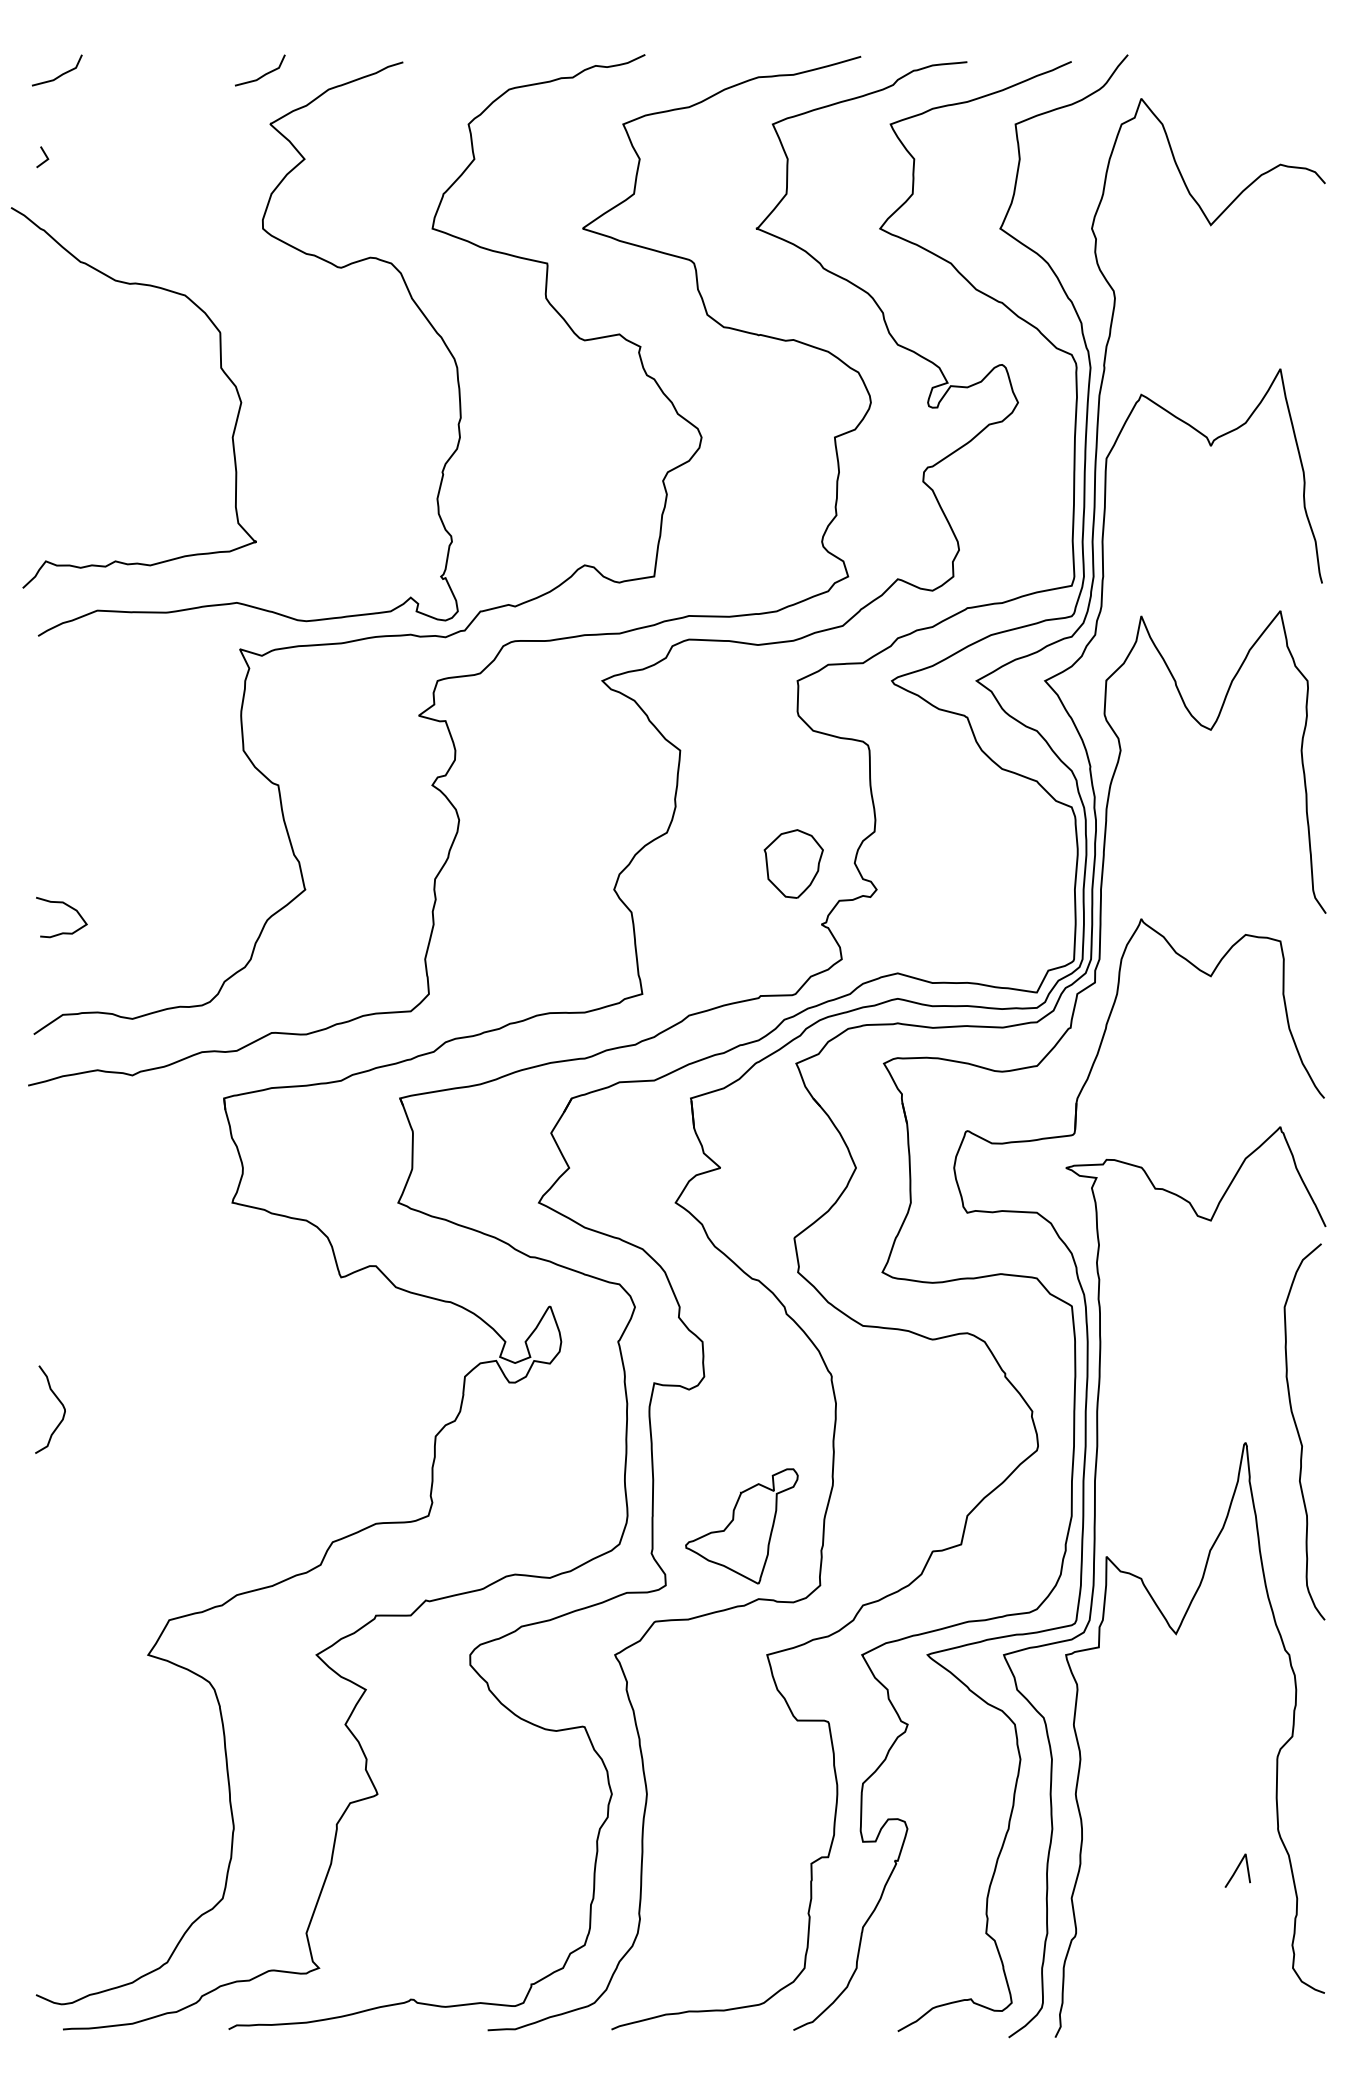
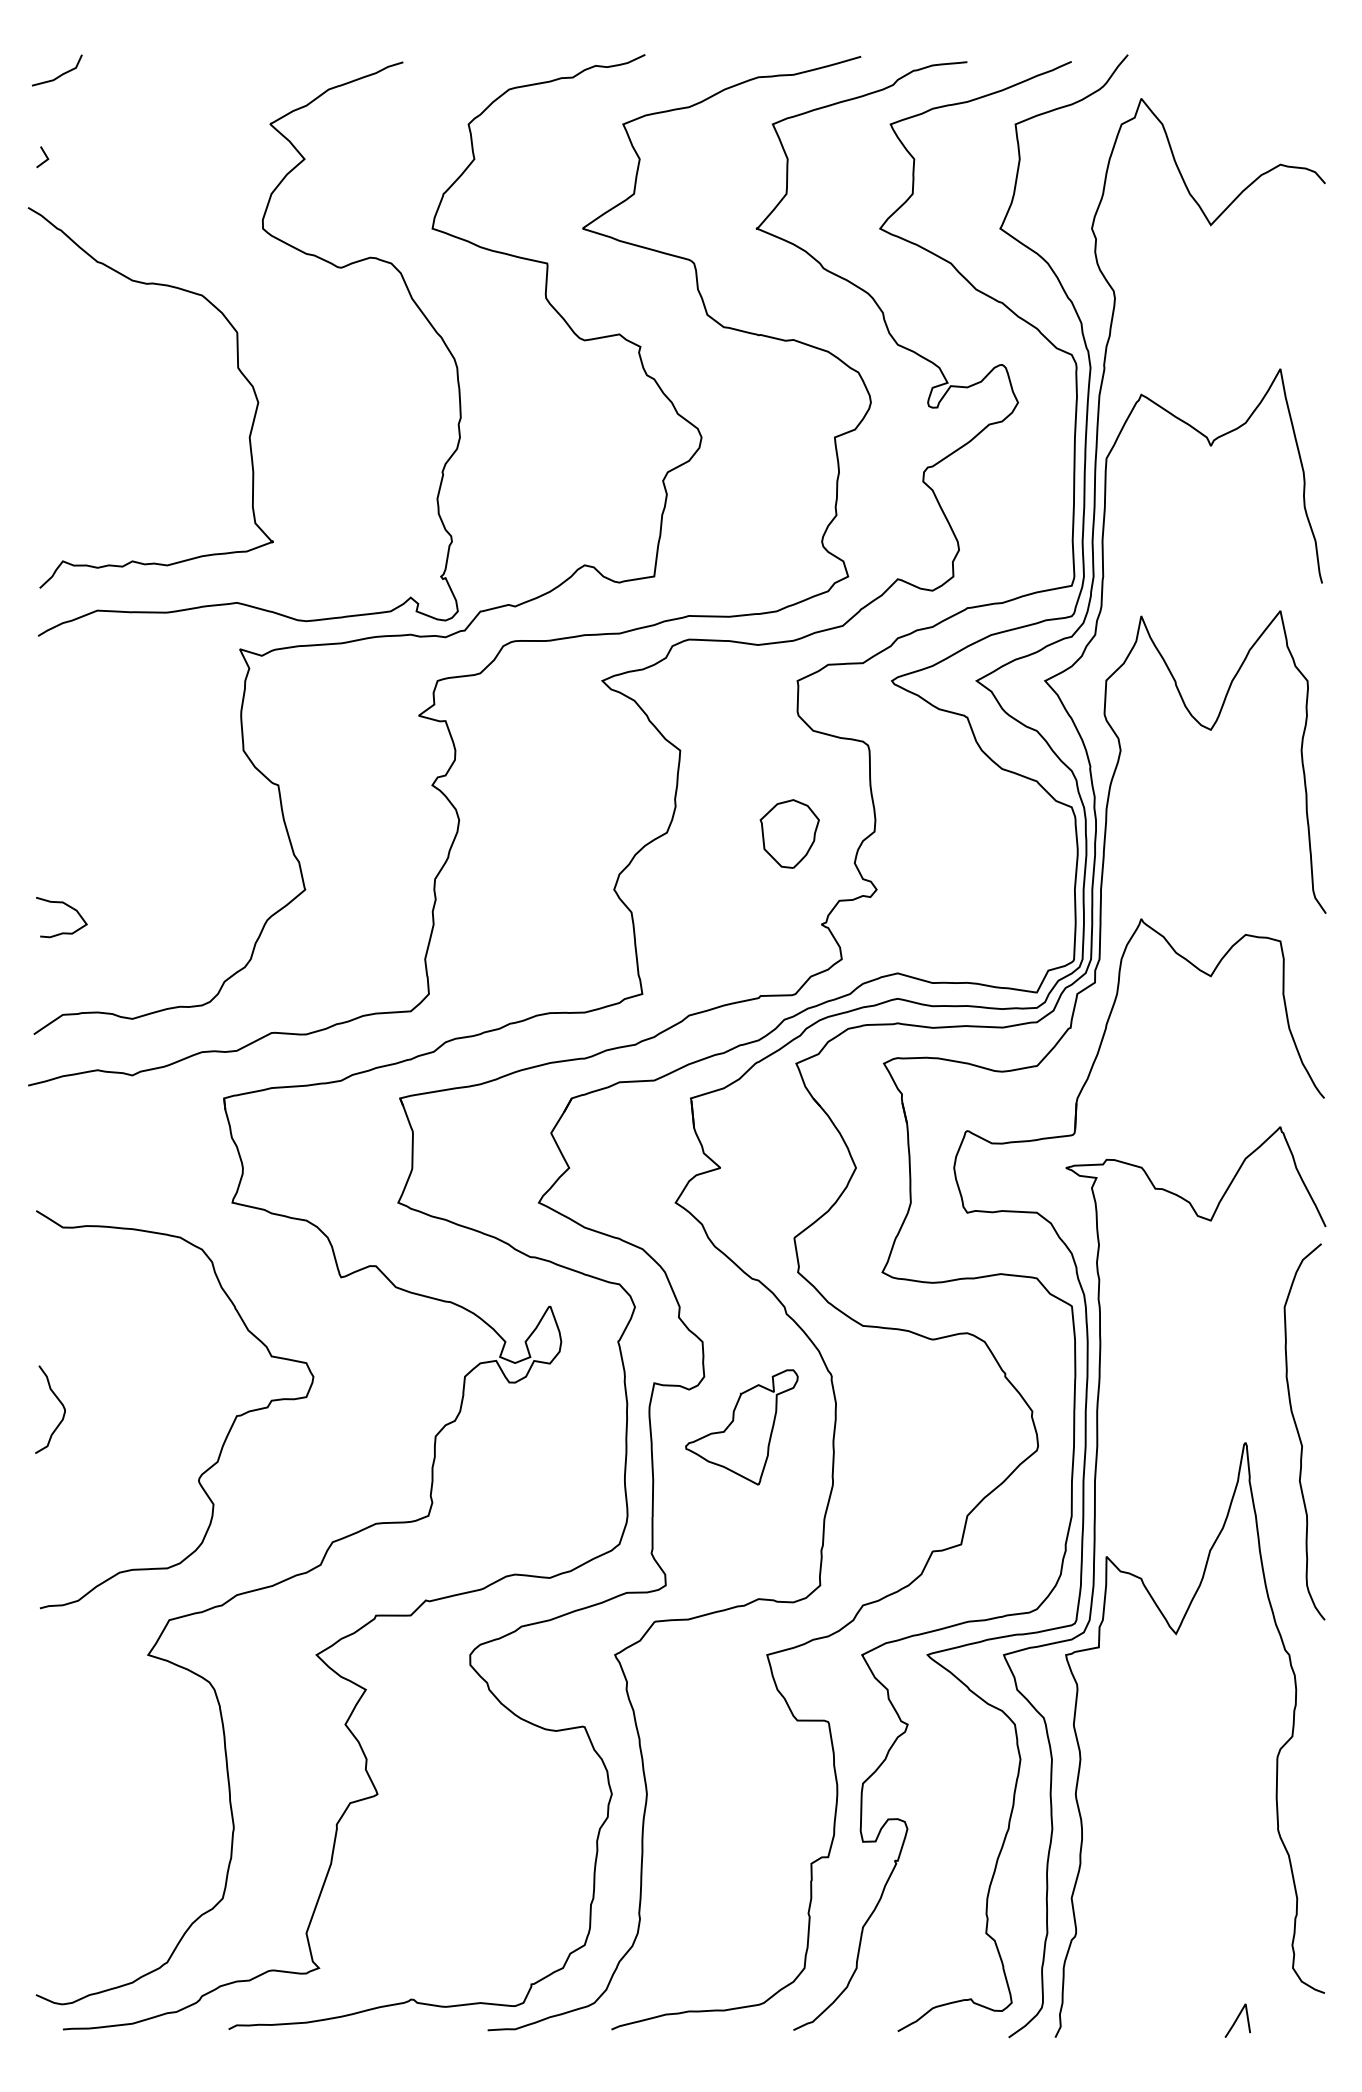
line: present -> none (263, 74)
curve position: (220, 368) -> (237, 368) (237, 368)
part position: (793, 863) -> (789, 833) (789, 833)
curve: none -> present (229, 1428)
part position: (741, 1526) -> (741, 1427) (741, 1427)
line position: (1237, 1870) -> (1237, 2020) (1237, 2020)
